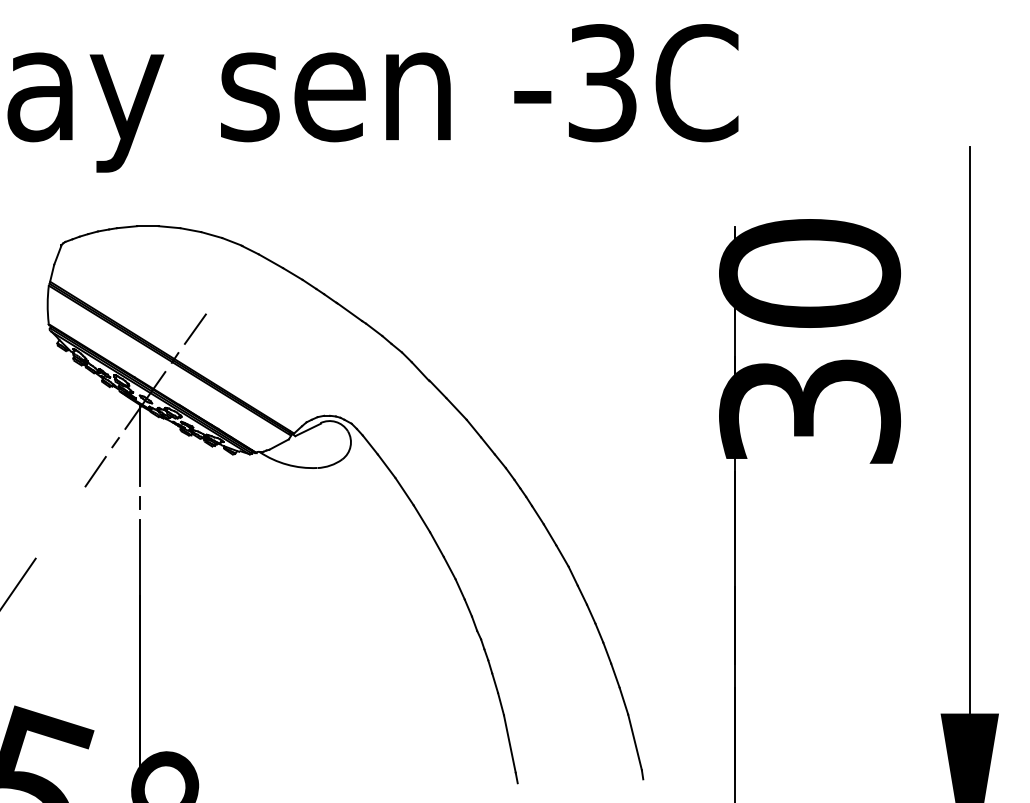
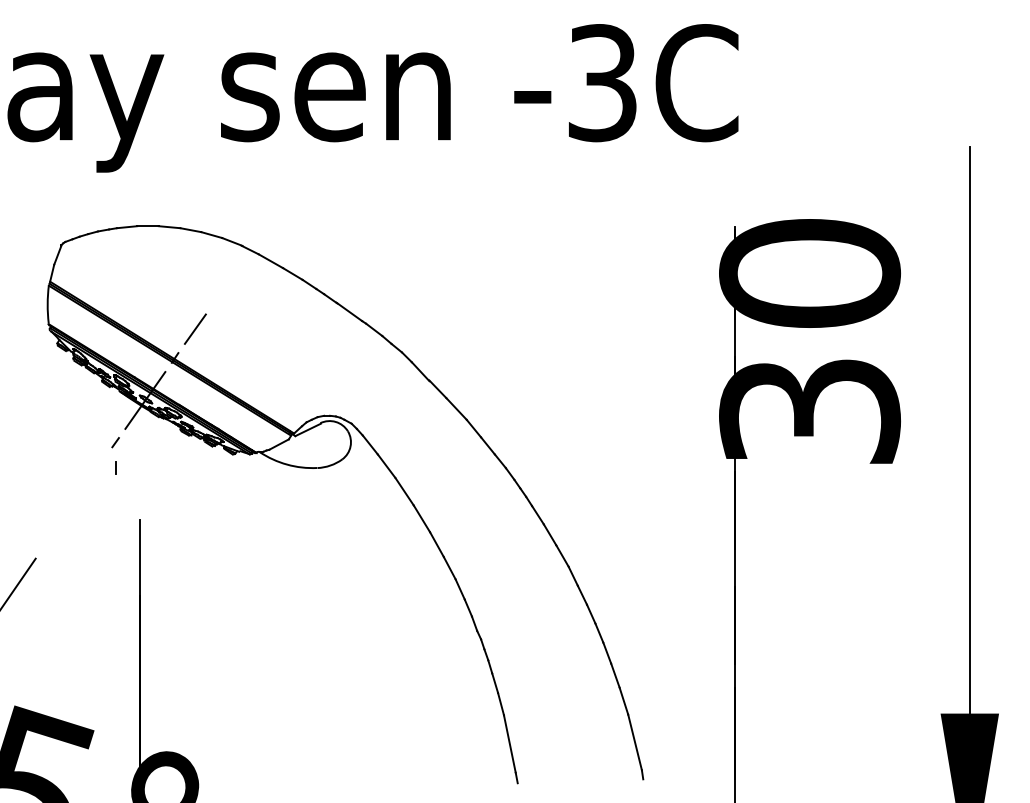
line: present -> none (139, 445)
line: present -> none (95, 471)
line position: (139, 502) -> (115, 467) (115, 467)
